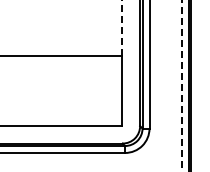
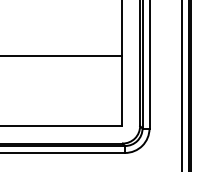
line: dashed -> solid (121, 28)
line: dashed -> solid (182, 86)
